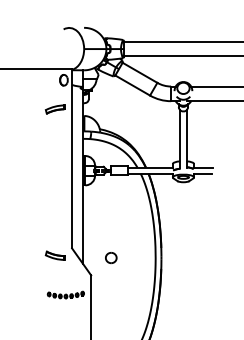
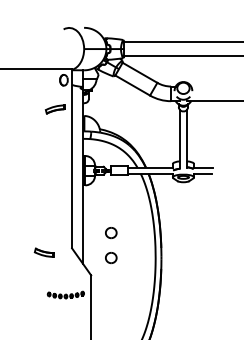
line: present -> none (215, 86)
part: none -> present (111, 232)
part position: (54, 255) -> (43, 252) (43, 252)
